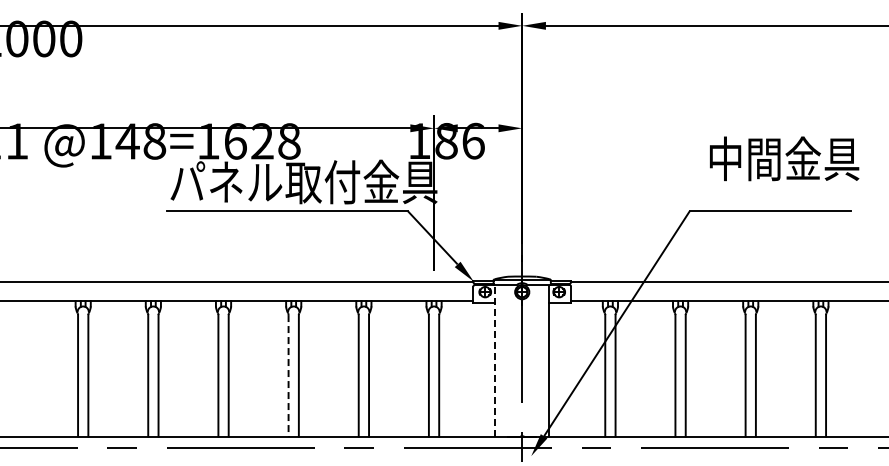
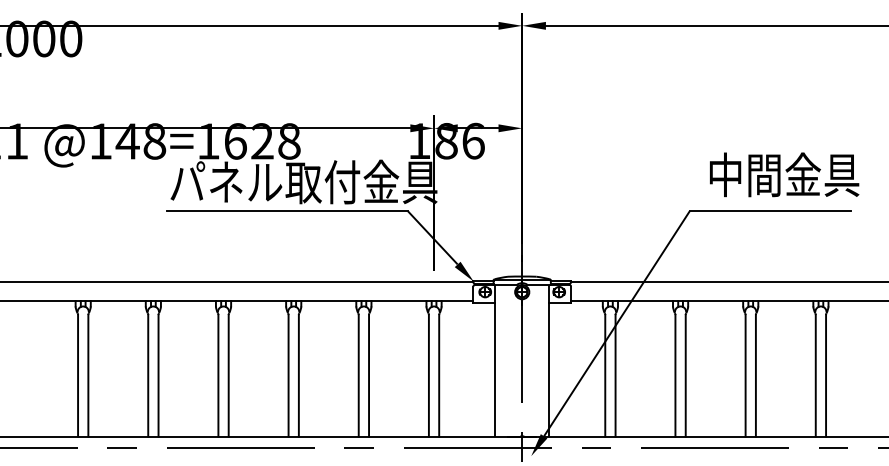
text position: (784, 158) -> (784, 174) (784, 174)
line: dashed -> solid (495, 360)
line: dashed -> solid (288, 375)
